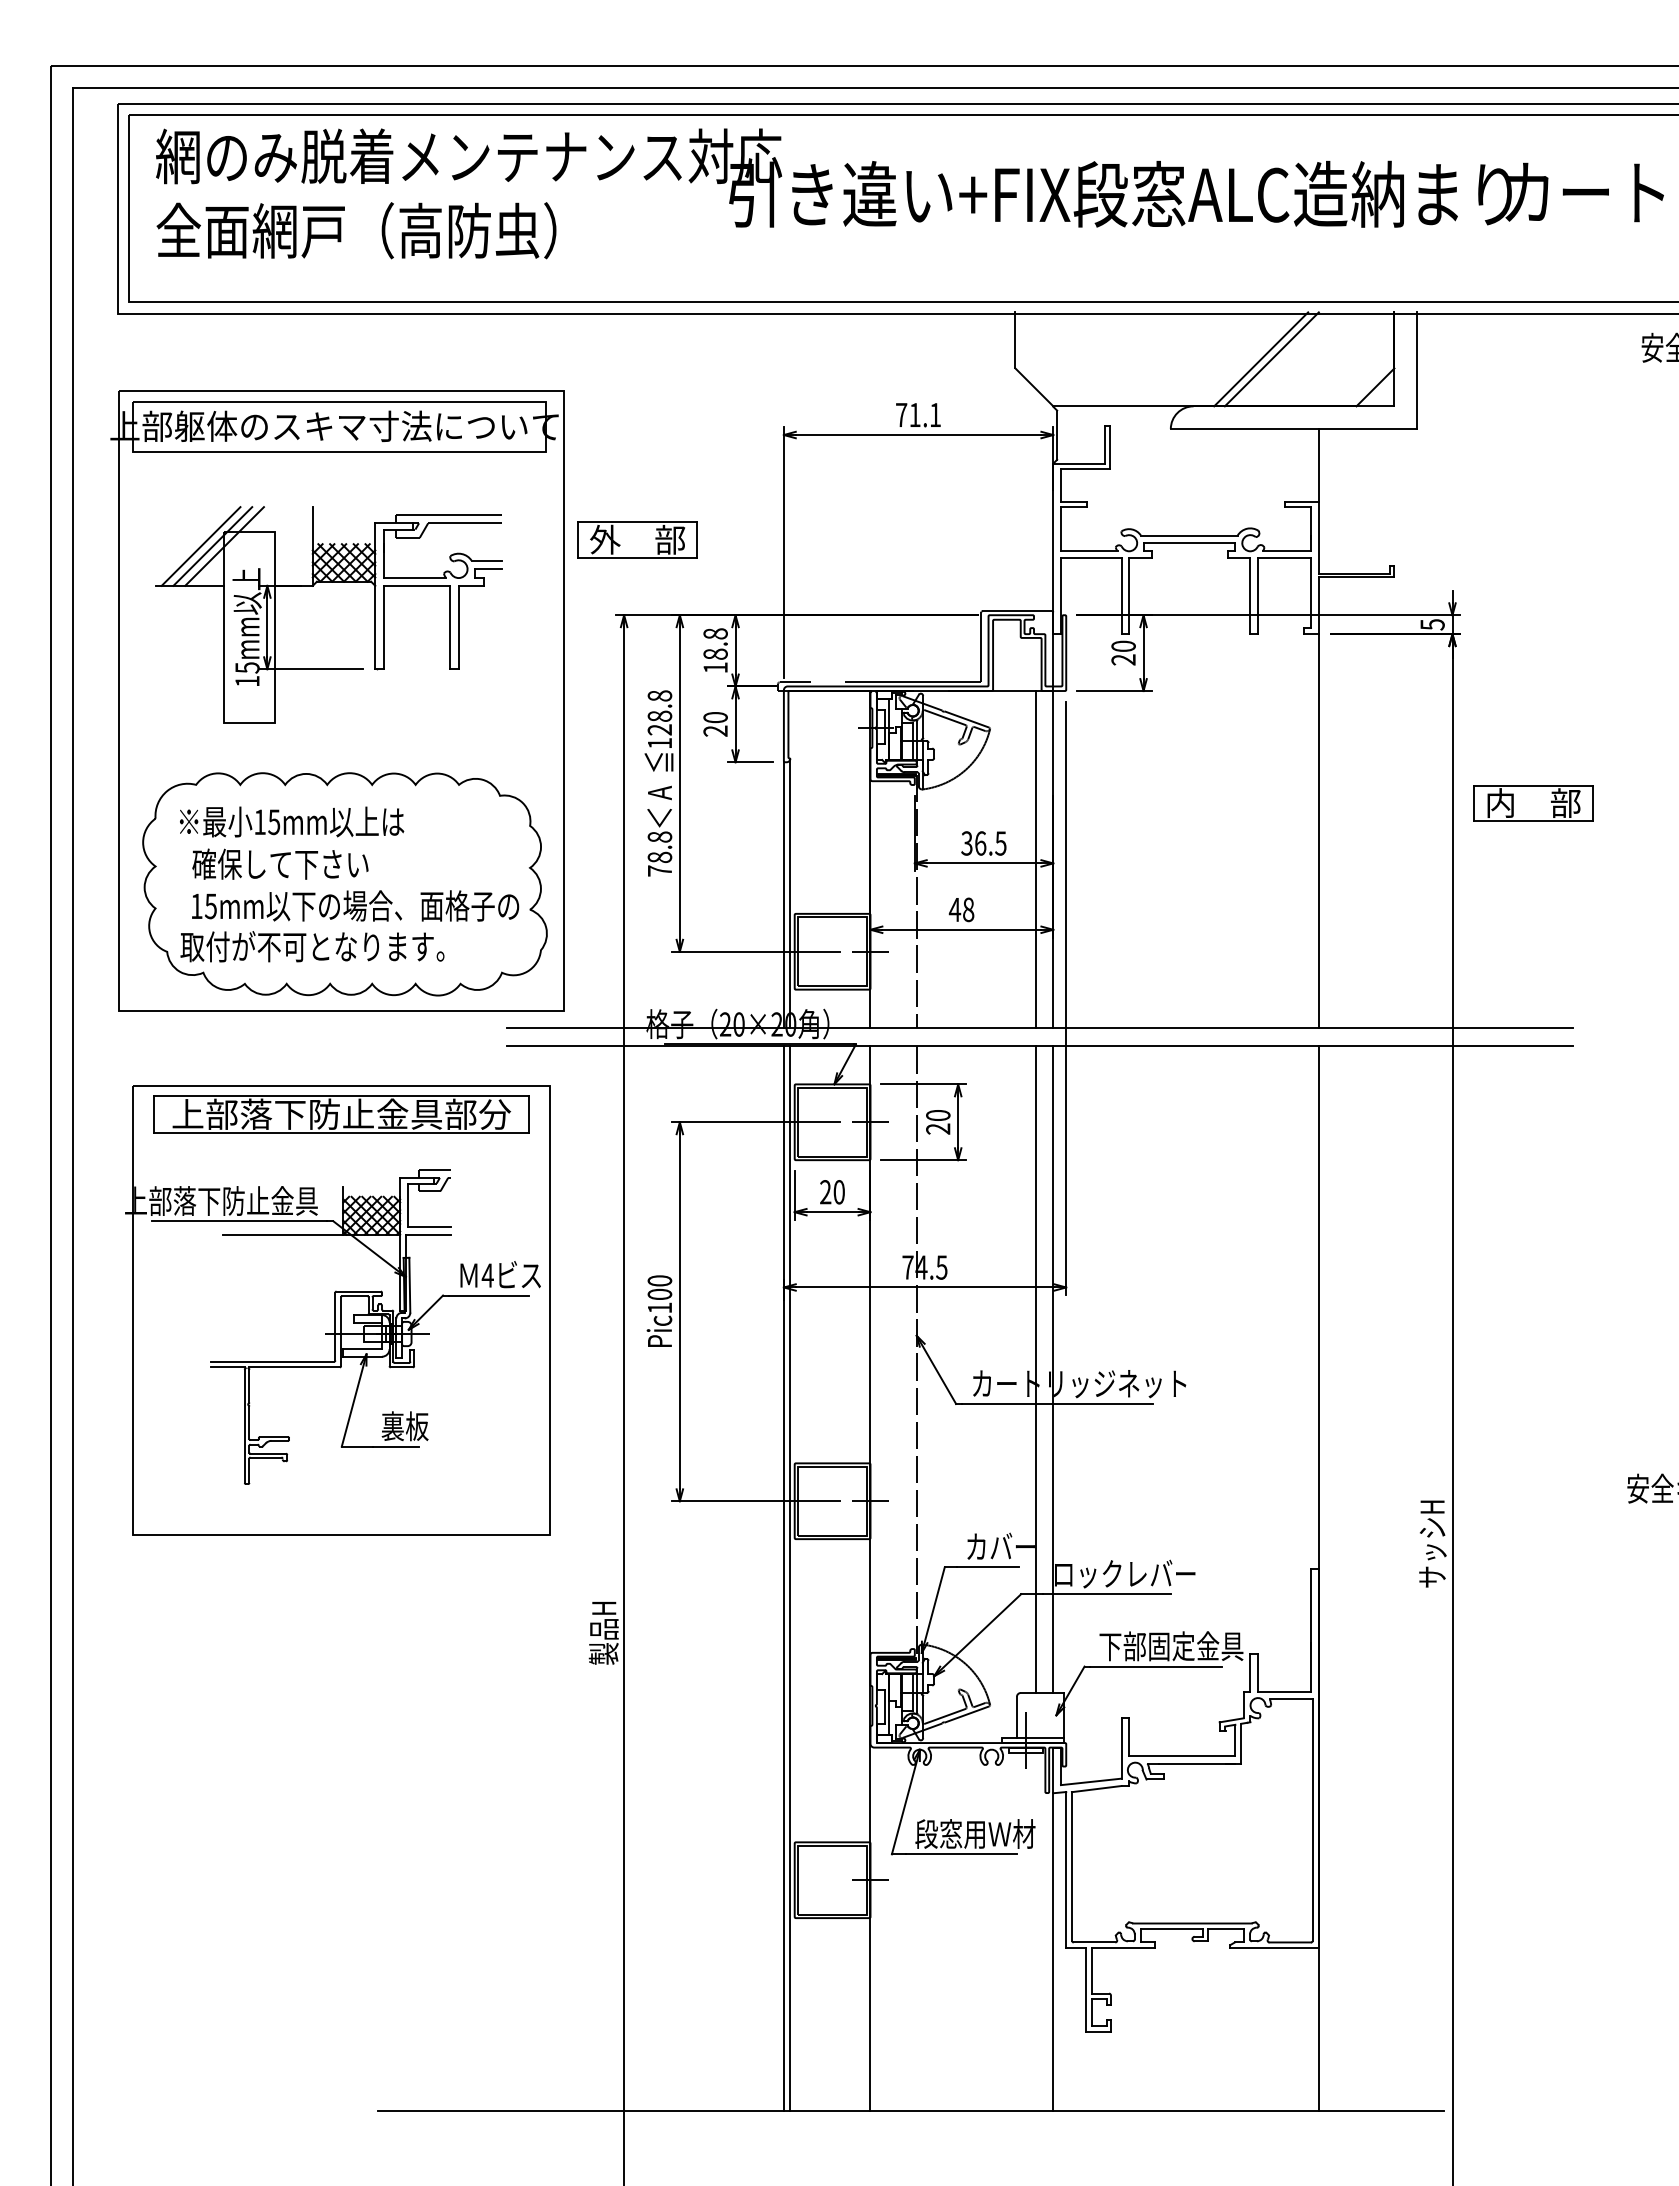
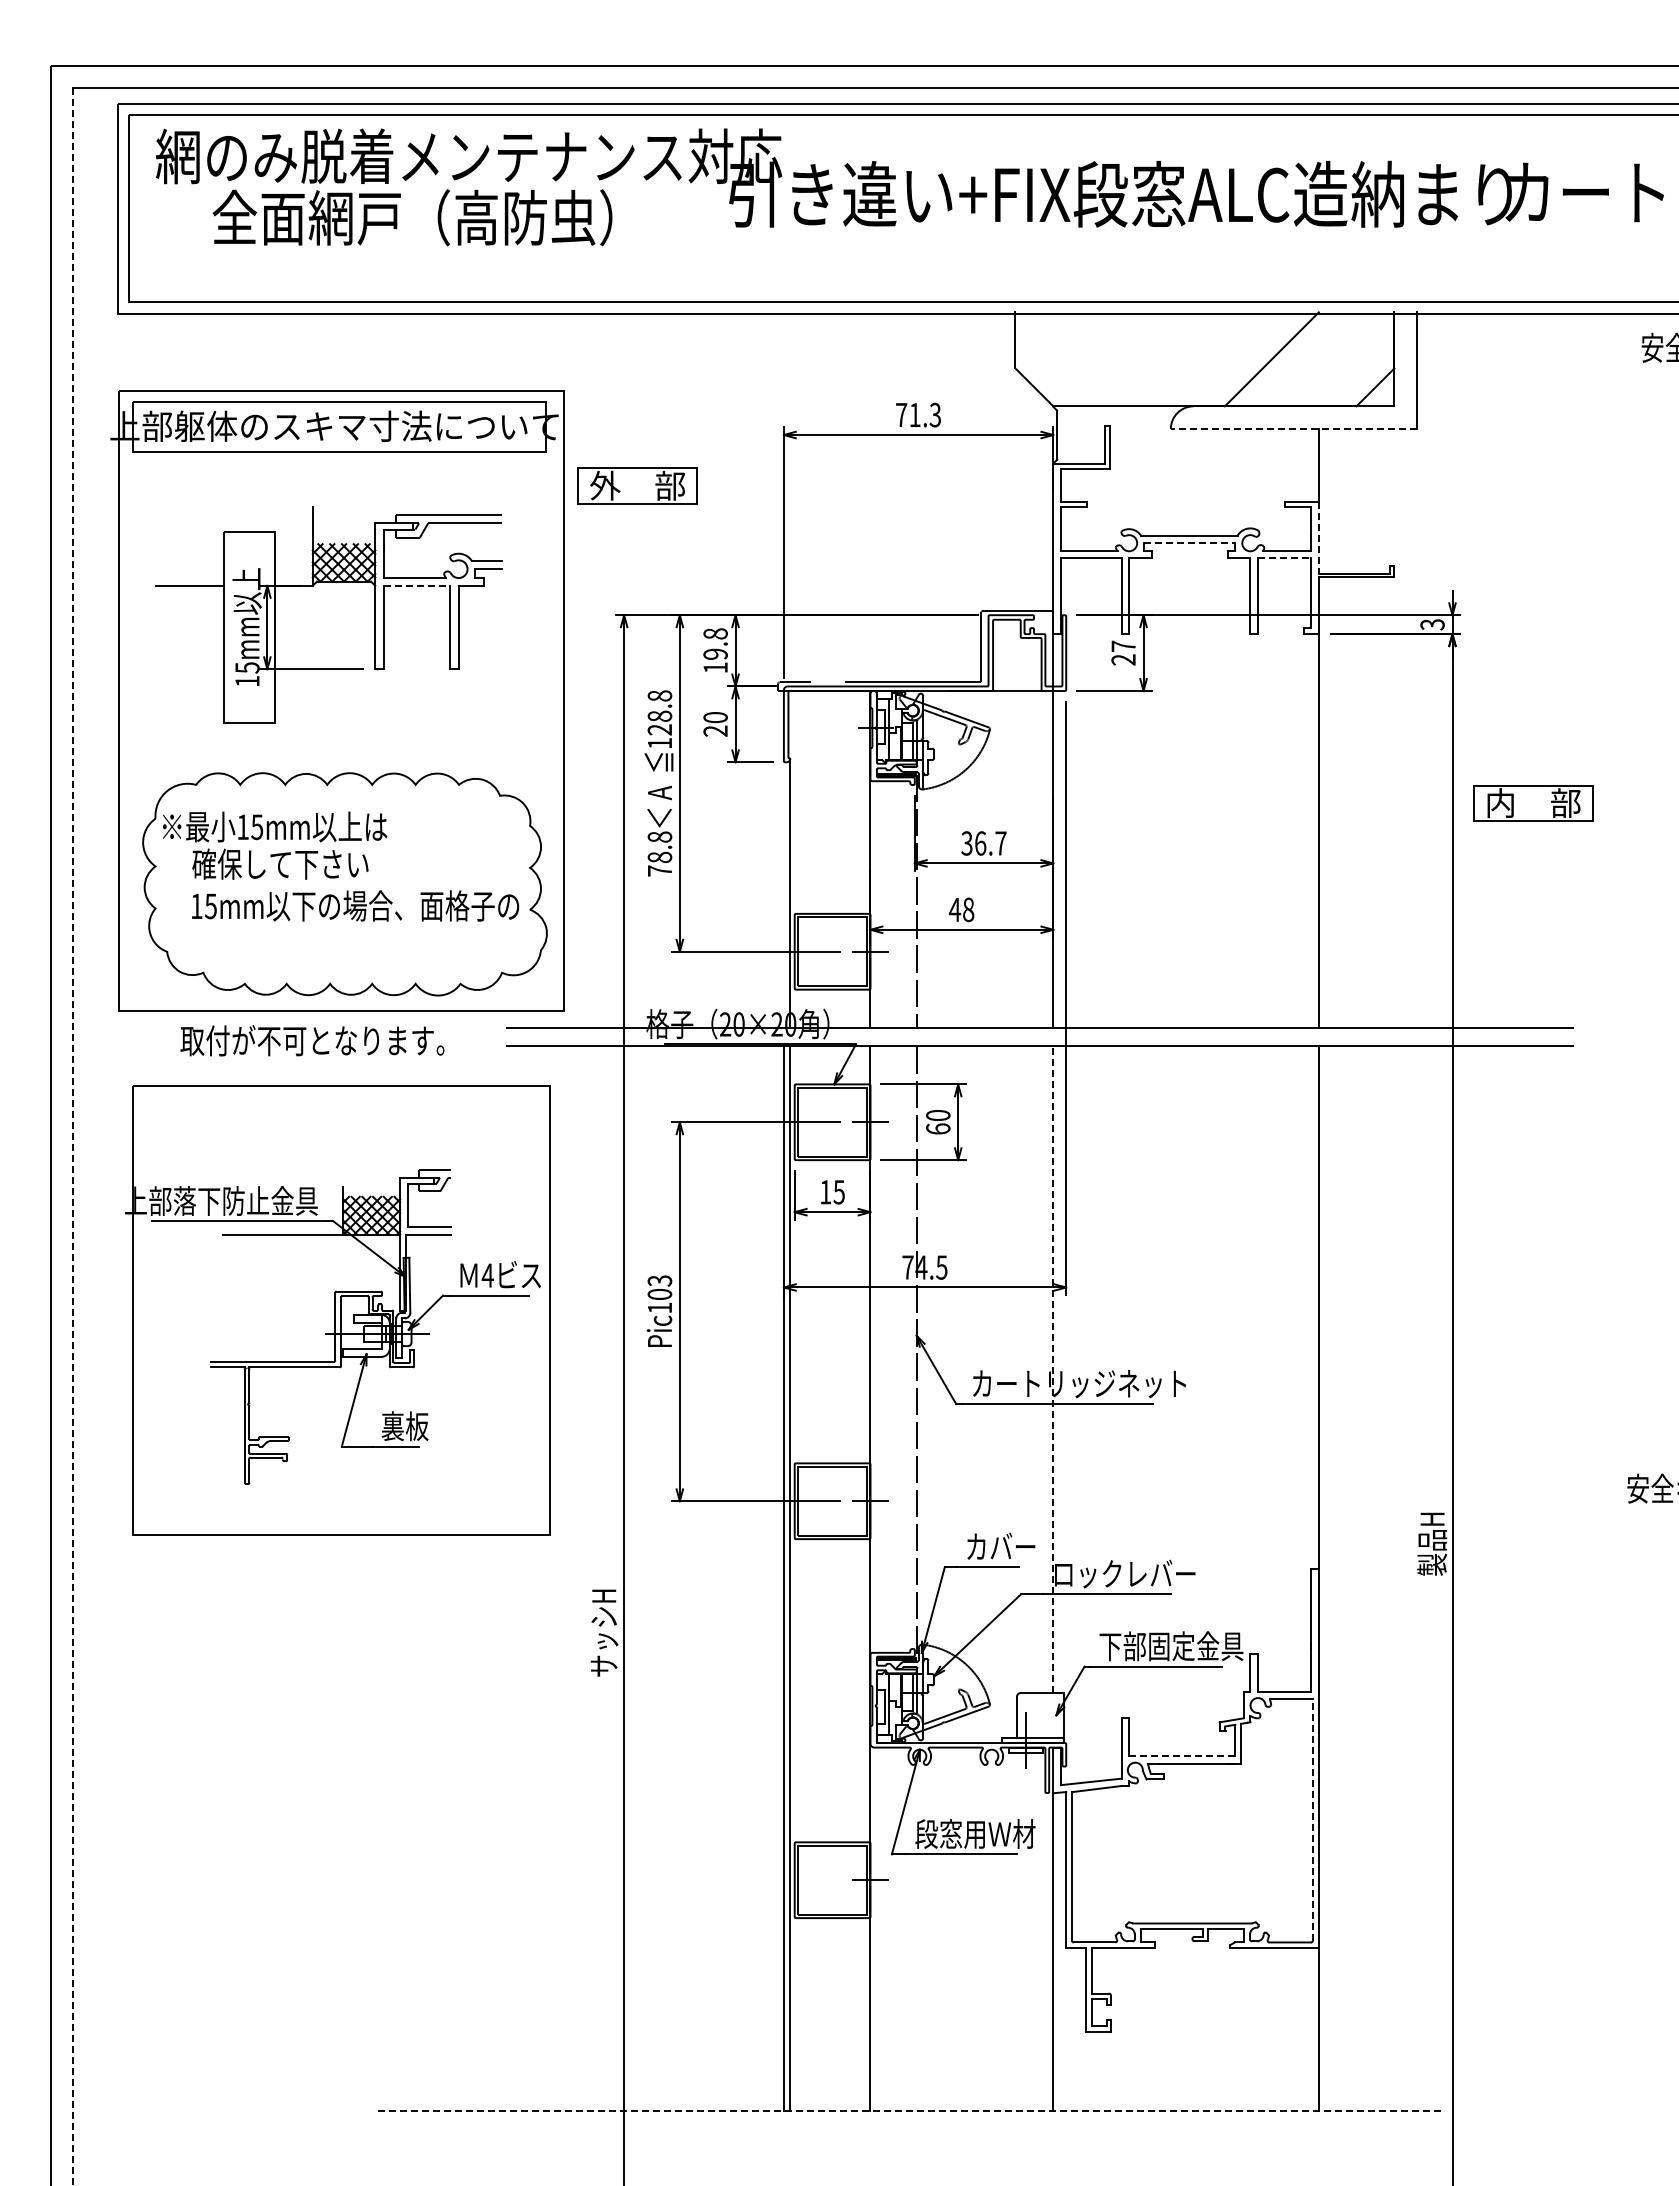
text position: (356, 230) -> (412, 217) (412, 217)
line: present -> none (1261, 359)
text: 71.1 -> 71.3 (934, 414)
line: solid -> dashed (1293, 429)
line: solid -> dashed (1318, 538)
part position: (637, 539) -> (637, 485) (637, 485)
line: solid -> dashed (1190, 543)
line: present -> none (200, 546)
line: present -> none (212, 546)
line: present -> none (224, 546)
line: solid -> dashed (1284, 558)
line: solid -> dashed (417, 585)
text: 5 -> 3 (1432, 624)
text: 20 -> 27 (1123, 645)
text: 18.8 -> 19.8 (715, 653)
text position: (292, 821) -> (275, 826) (275, 826)
text: 36.5 -> 36.7 (1000, 843)
line: present -> none (1035, 859)
line: present -> none (783, 894)
text position: (312, 946) -> (312, 1040) (312, 1040)
part: present -> none (341, 1114)
text: 20 -> 60 (938, 1128)
line: solid -> dashed (73, 1137)
text: 20 -> 15 (832, 1192)
text: Pic100 -> Pic103 (659, 1280)
line: present -> none (1035, 1369)
line: solid -> dashed (1053, 1369)
text: サッシH -> 製品H (1432, 1543)
text: 製品H -> サッシH (603, 1632)
line: solid -> dashed (1182, 1756)
line: solid -> dashed (1312, 1820)
line: solid -> dashed (910, 2110)
